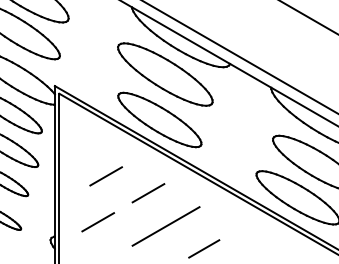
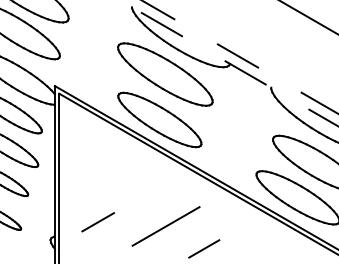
line: solid -> dashed (240, 57)
line: solid -> dashed (229, 63)
line: present -> none (105, 176)
line: present -> none (148, 193)
